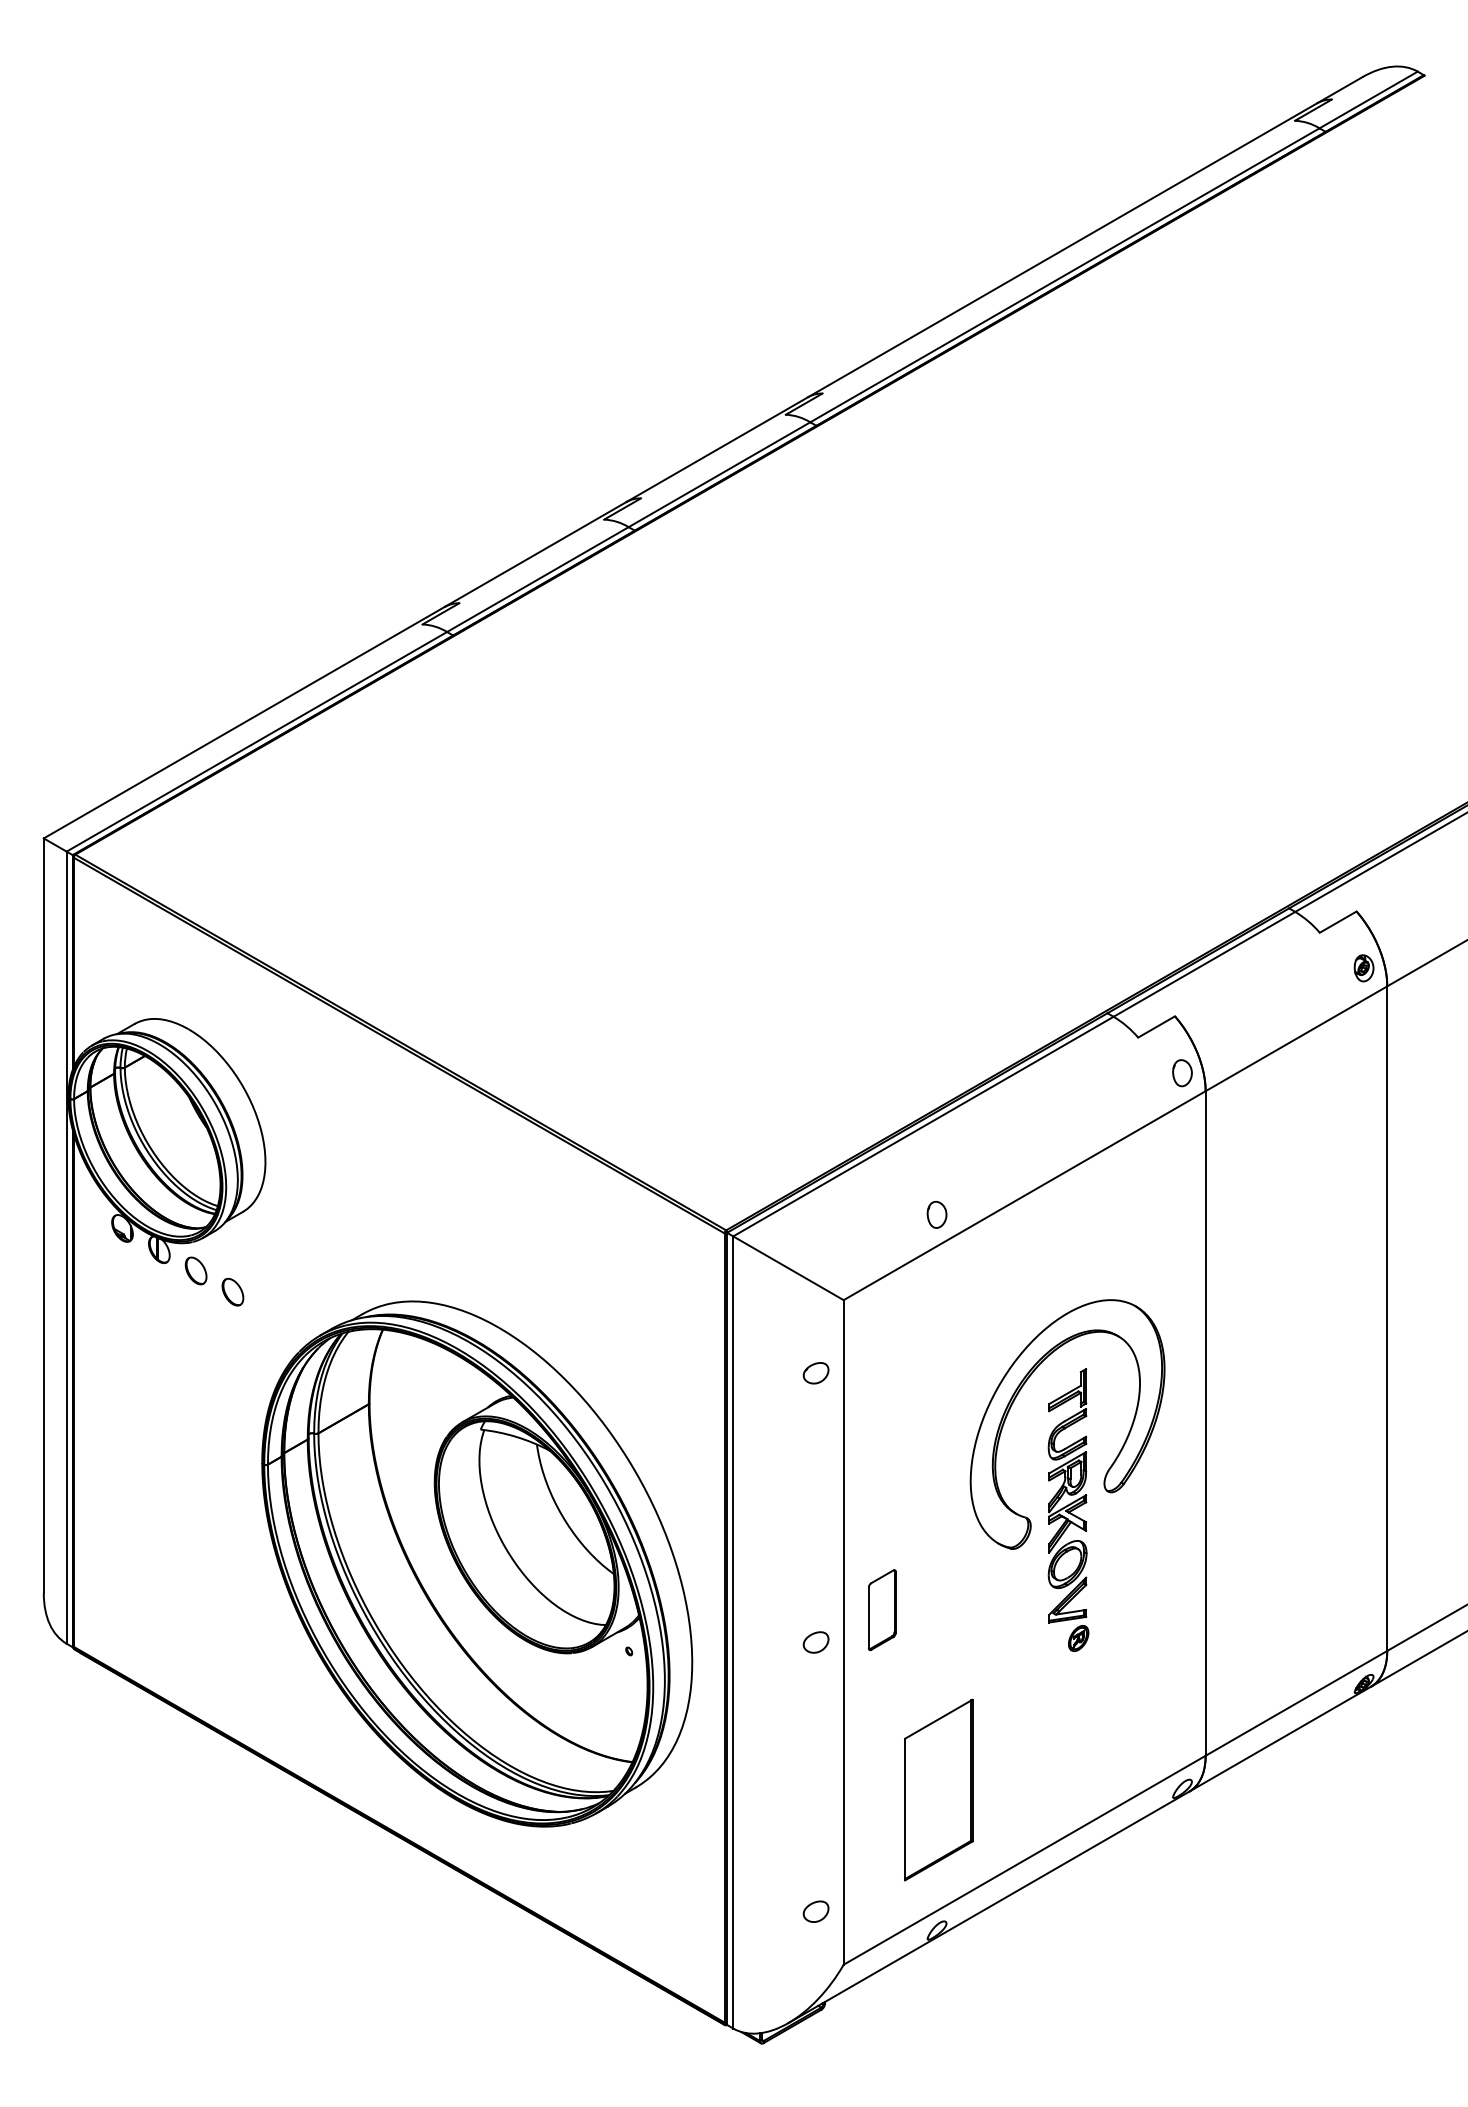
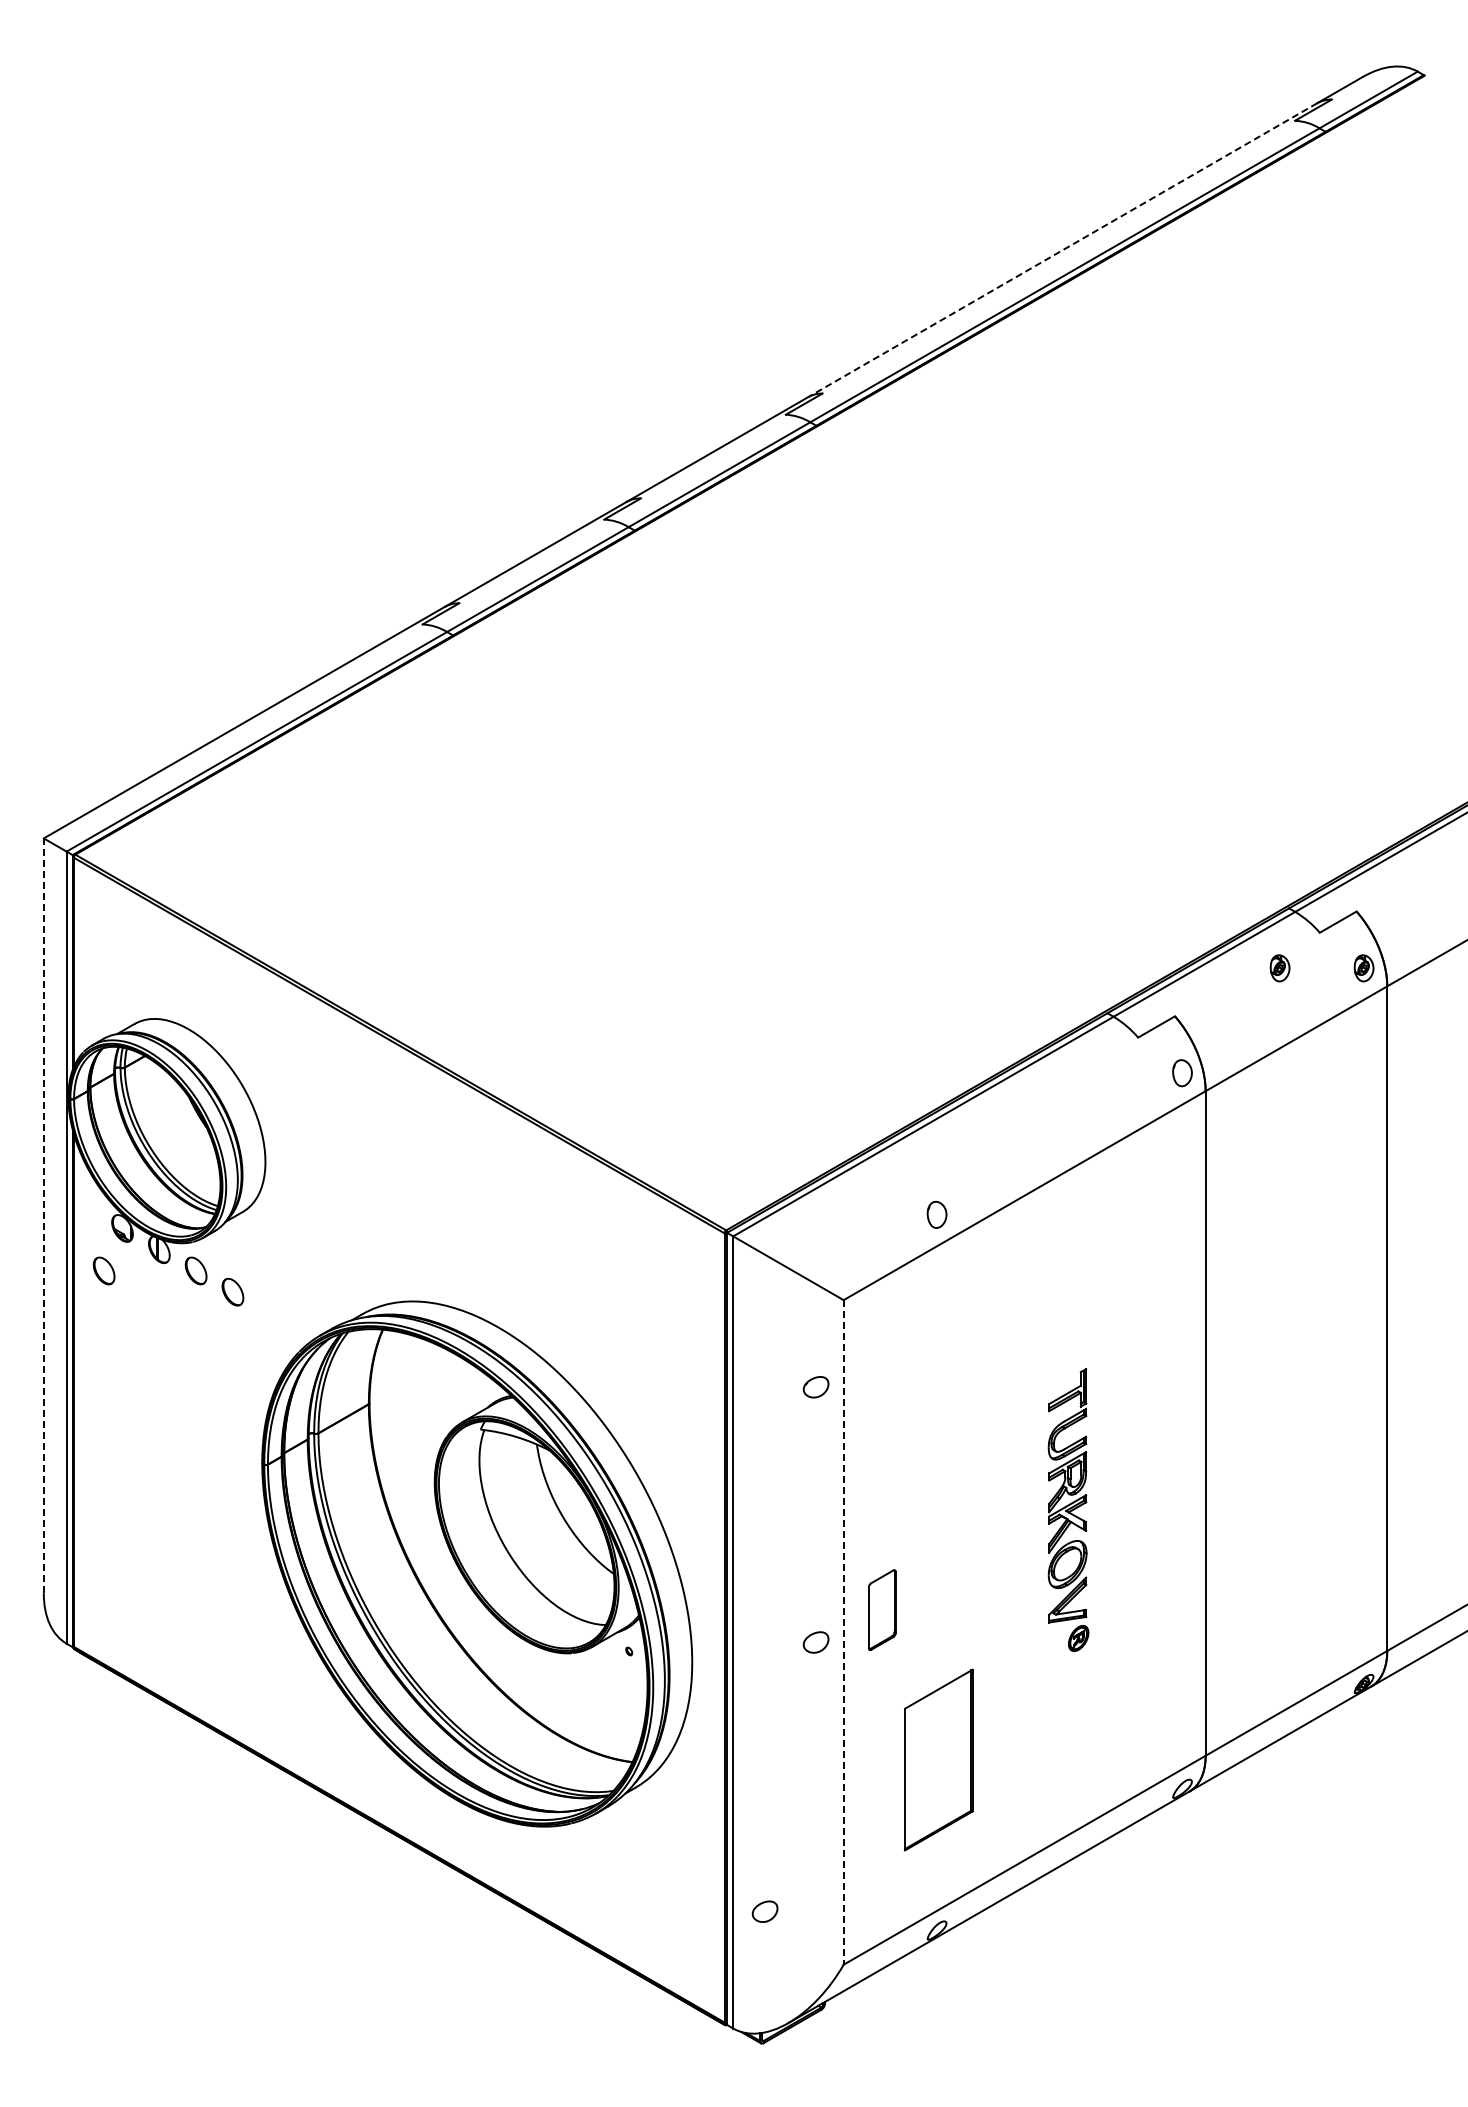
line: solid -> dashed (1062, 250)
part: none -> present (1279, 968)
line: solid -> dashed (43, 1216)
part: none -> present (103, 1270)
part position: (815, 1373) -> (815, 1387) (815, 1387)
part: present -> none (1017, 1396)
line: solid -> dashed (843, 1632)
part position: (938, 1789) -> (938, 1759) (938, 1759)
part position: (815, 1911) -> (764, 1911) (764, 1911)
